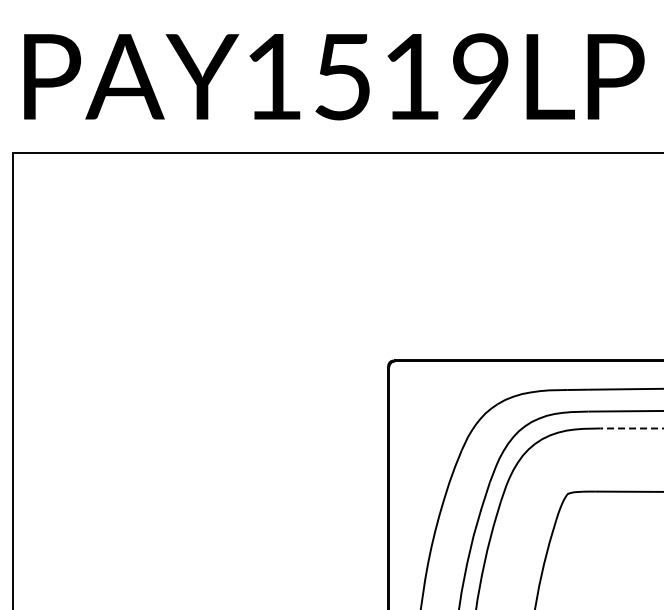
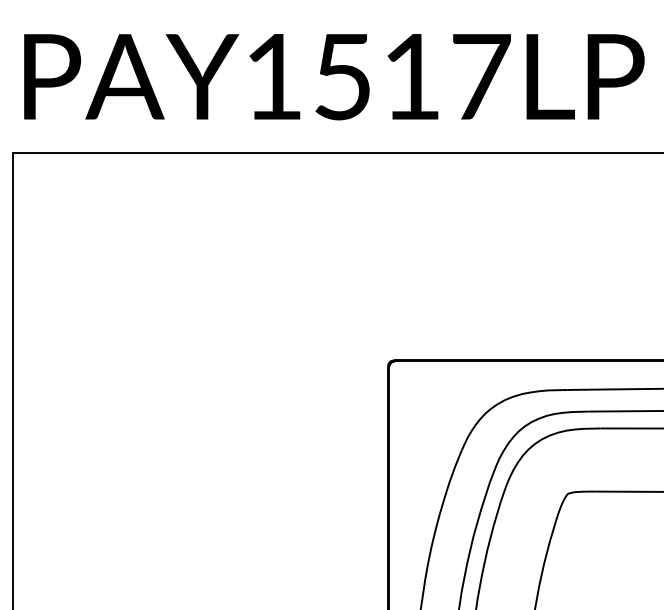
text: PAY1519LP -> PAY1517LP (481, 76)
line: dashed -> solid (631, 428)
